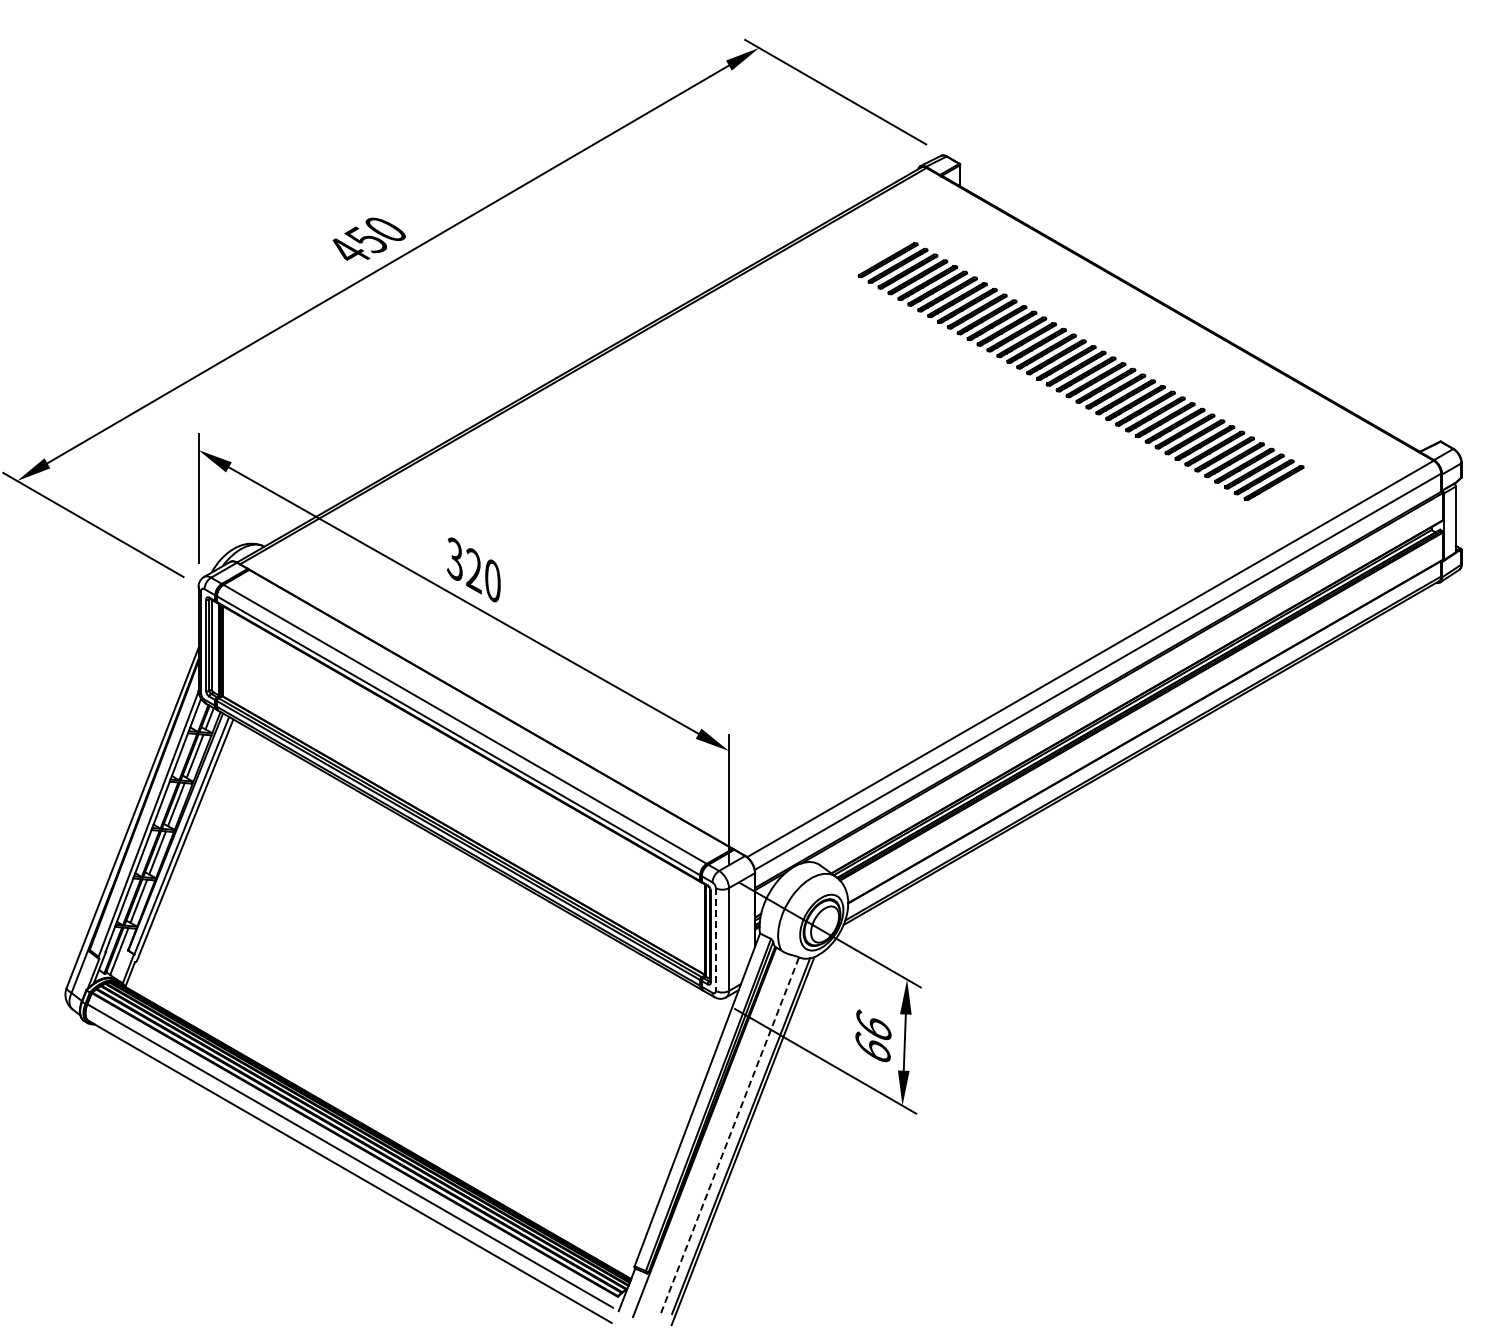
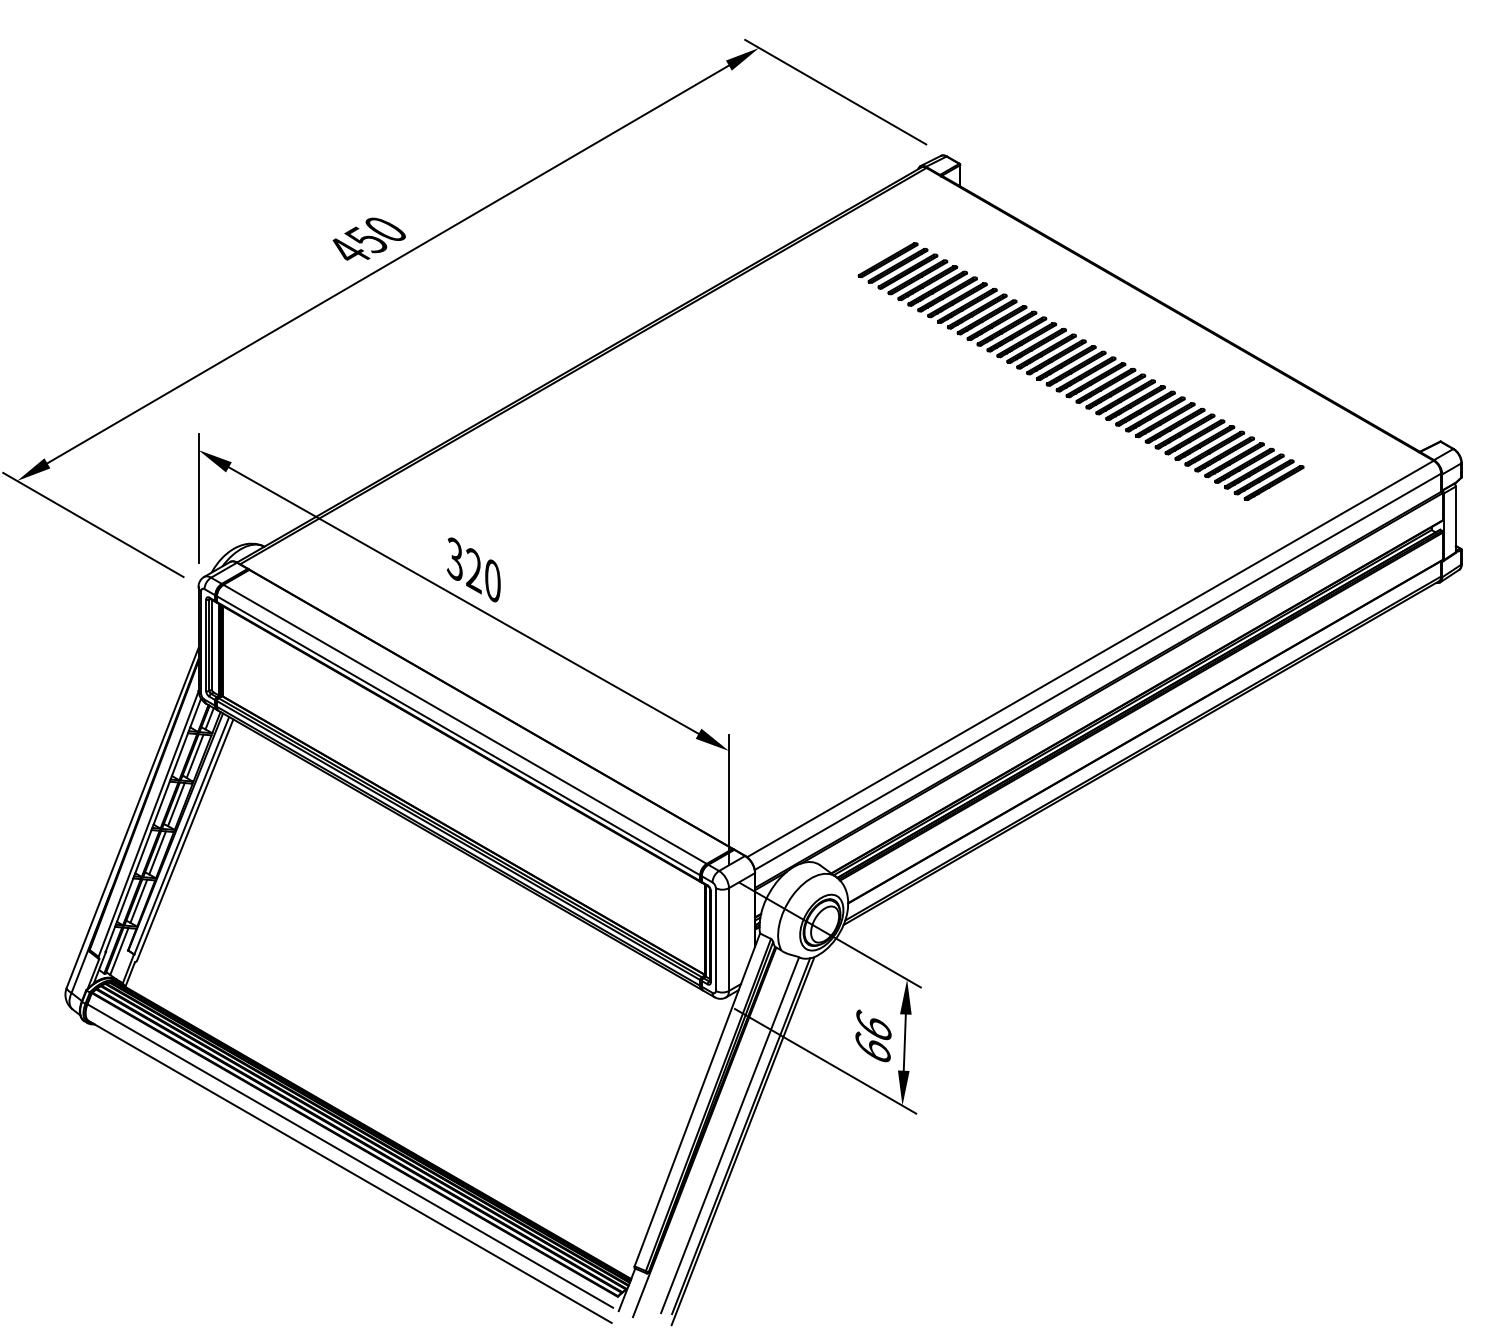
line: dashed -> solid (715, 940)
line: dashed -> solid (730, 1135)
